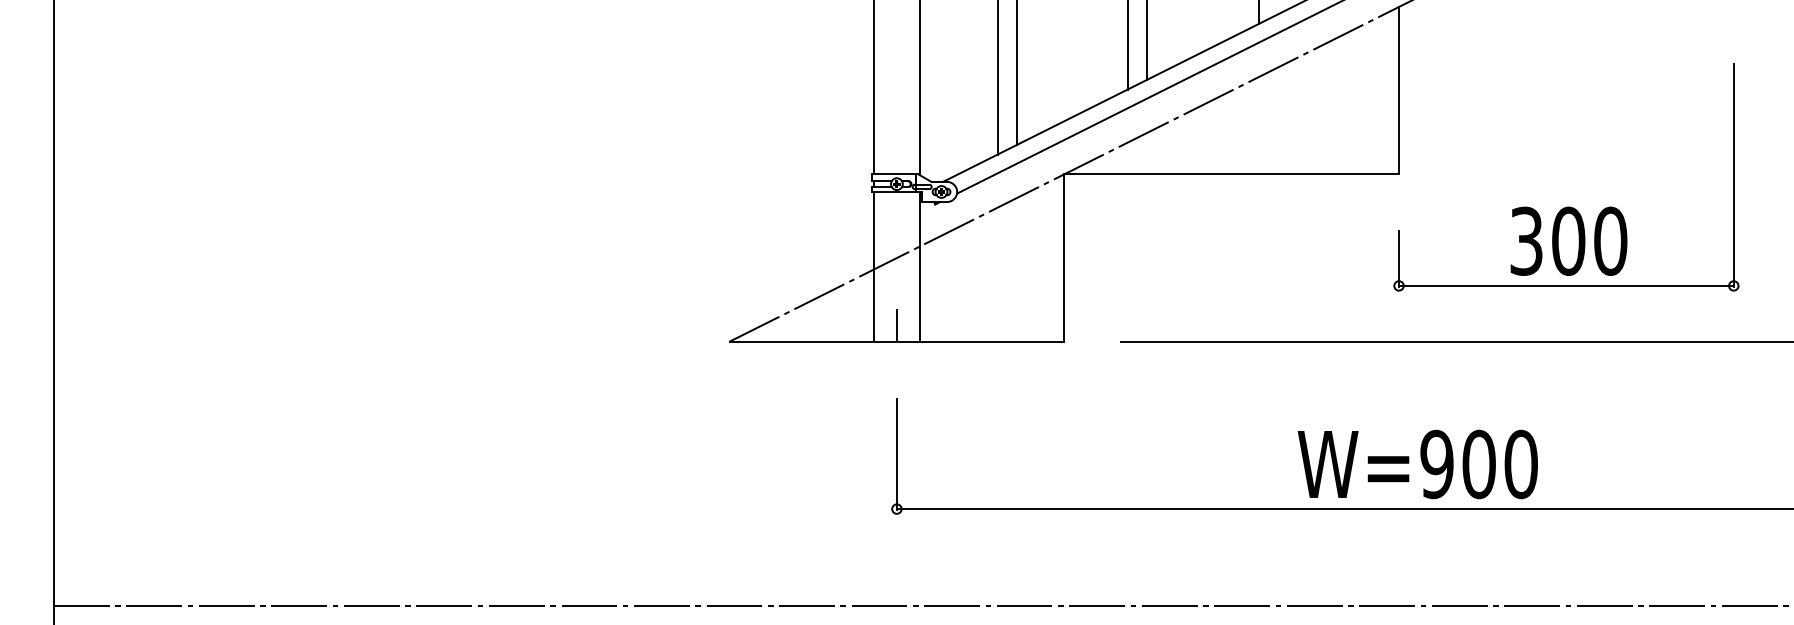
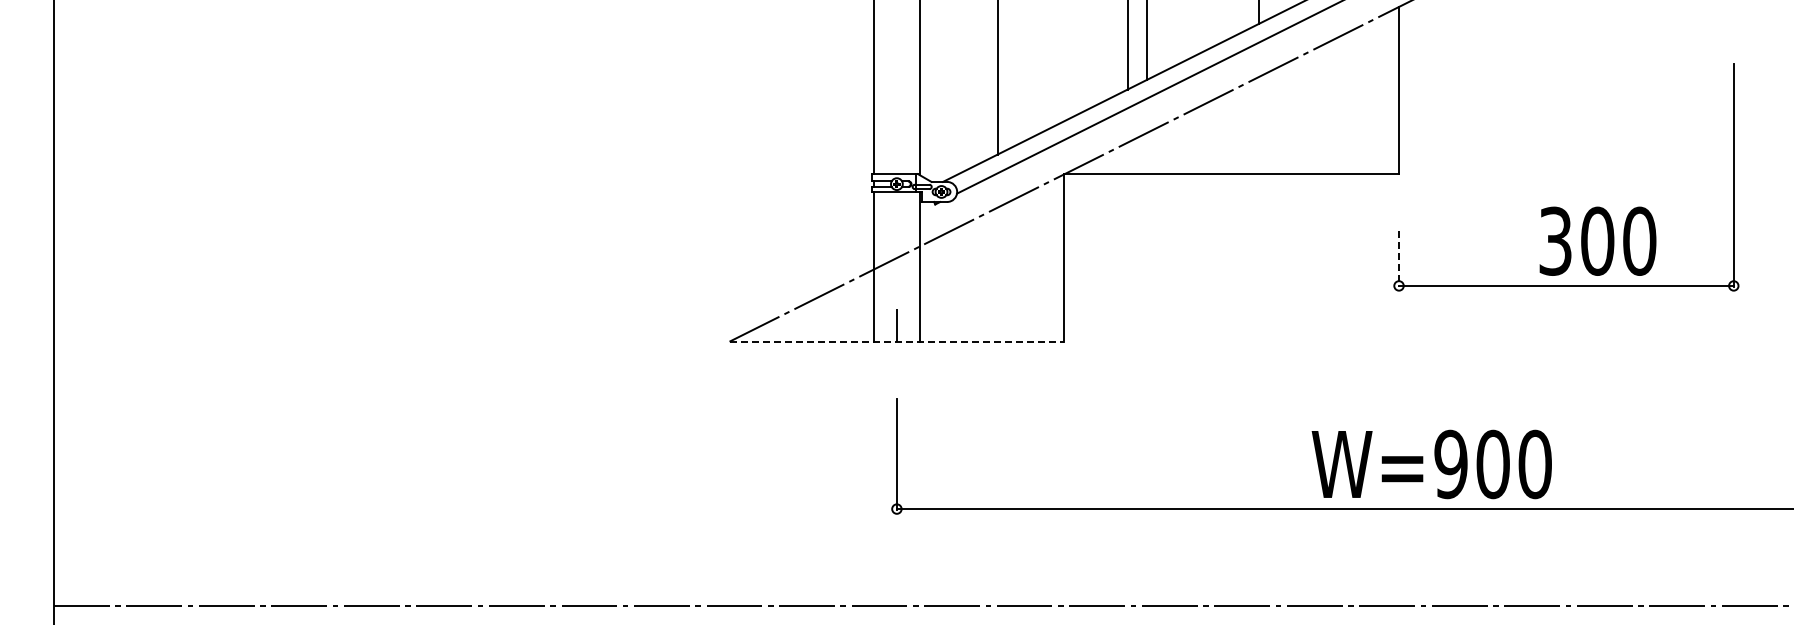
line: present -> none (1016, 73)
text position: (1568, 240) -> (1597, 240) (1597, 240)
line: solid -> dashed (1399, 259)
line: solid -> dashed (897, 341)
line: present -> none (1455, 341)
text position: (1417, 464) -> (1431, 464) (1431, 464)
